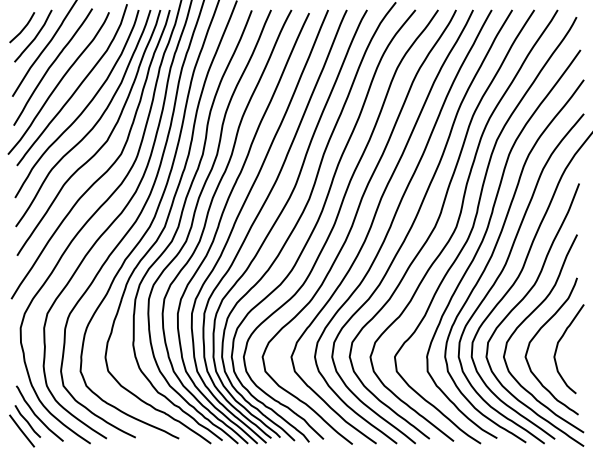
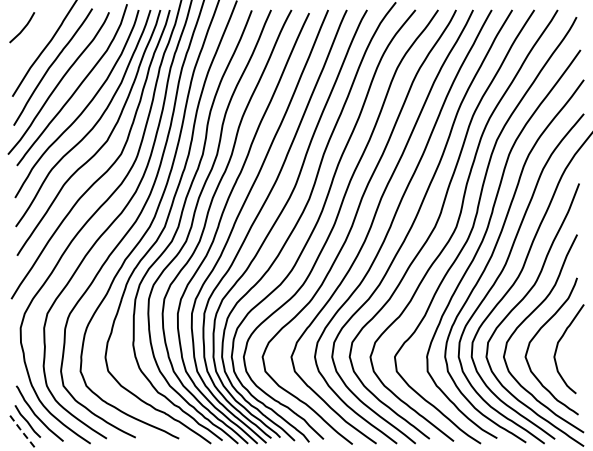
curve: present -> none (35, 35)
line: solid -> dashed (21, 430)
